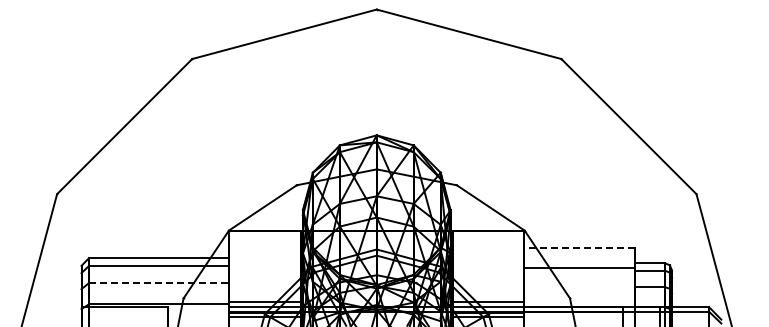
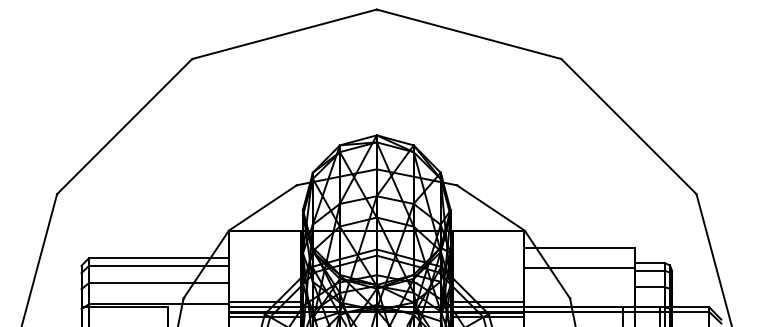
line: dashed -> solid (579, 248)
line: dashed -> solid (159, 283)
